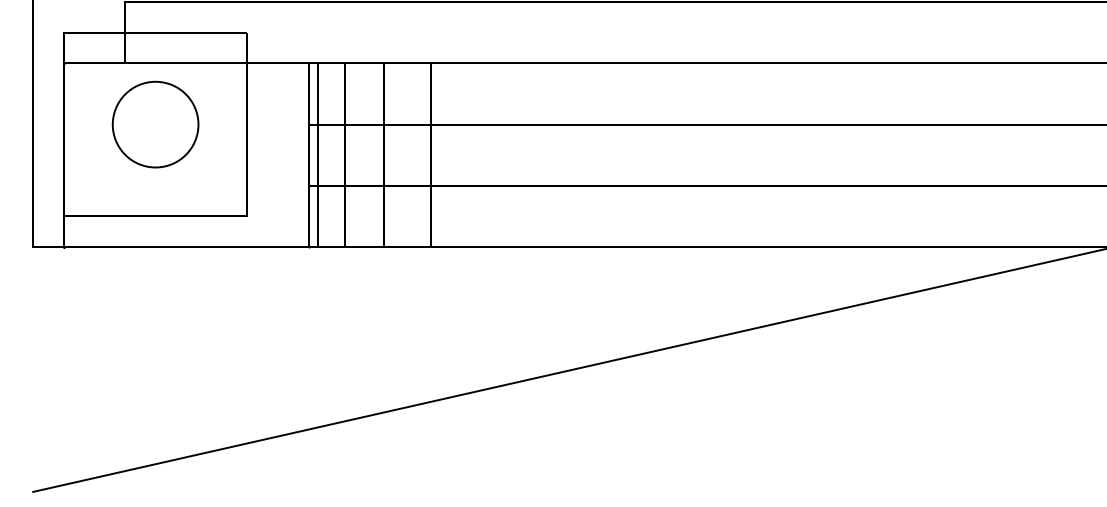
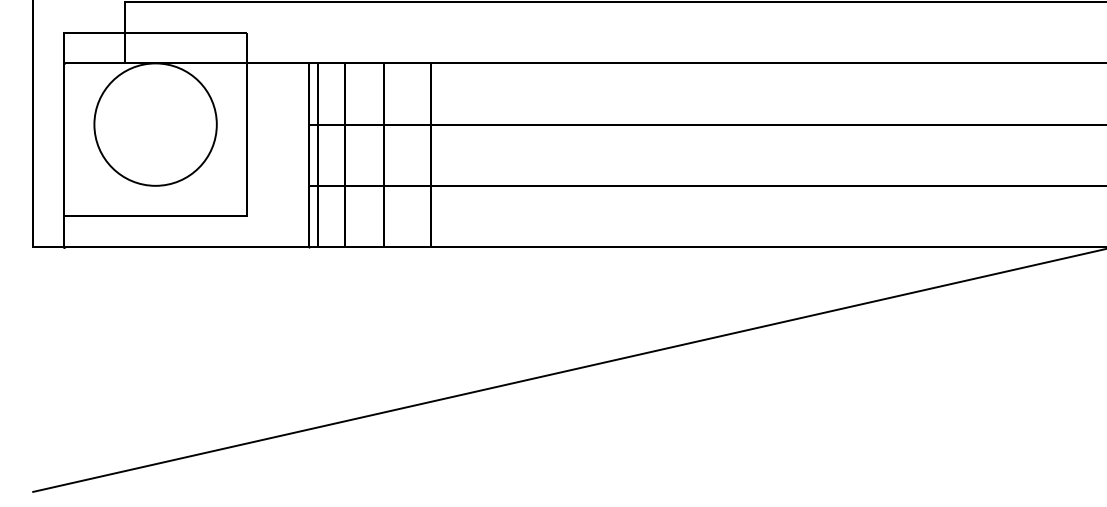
circle diameter: 86 px -> 122 px (155, 124)
